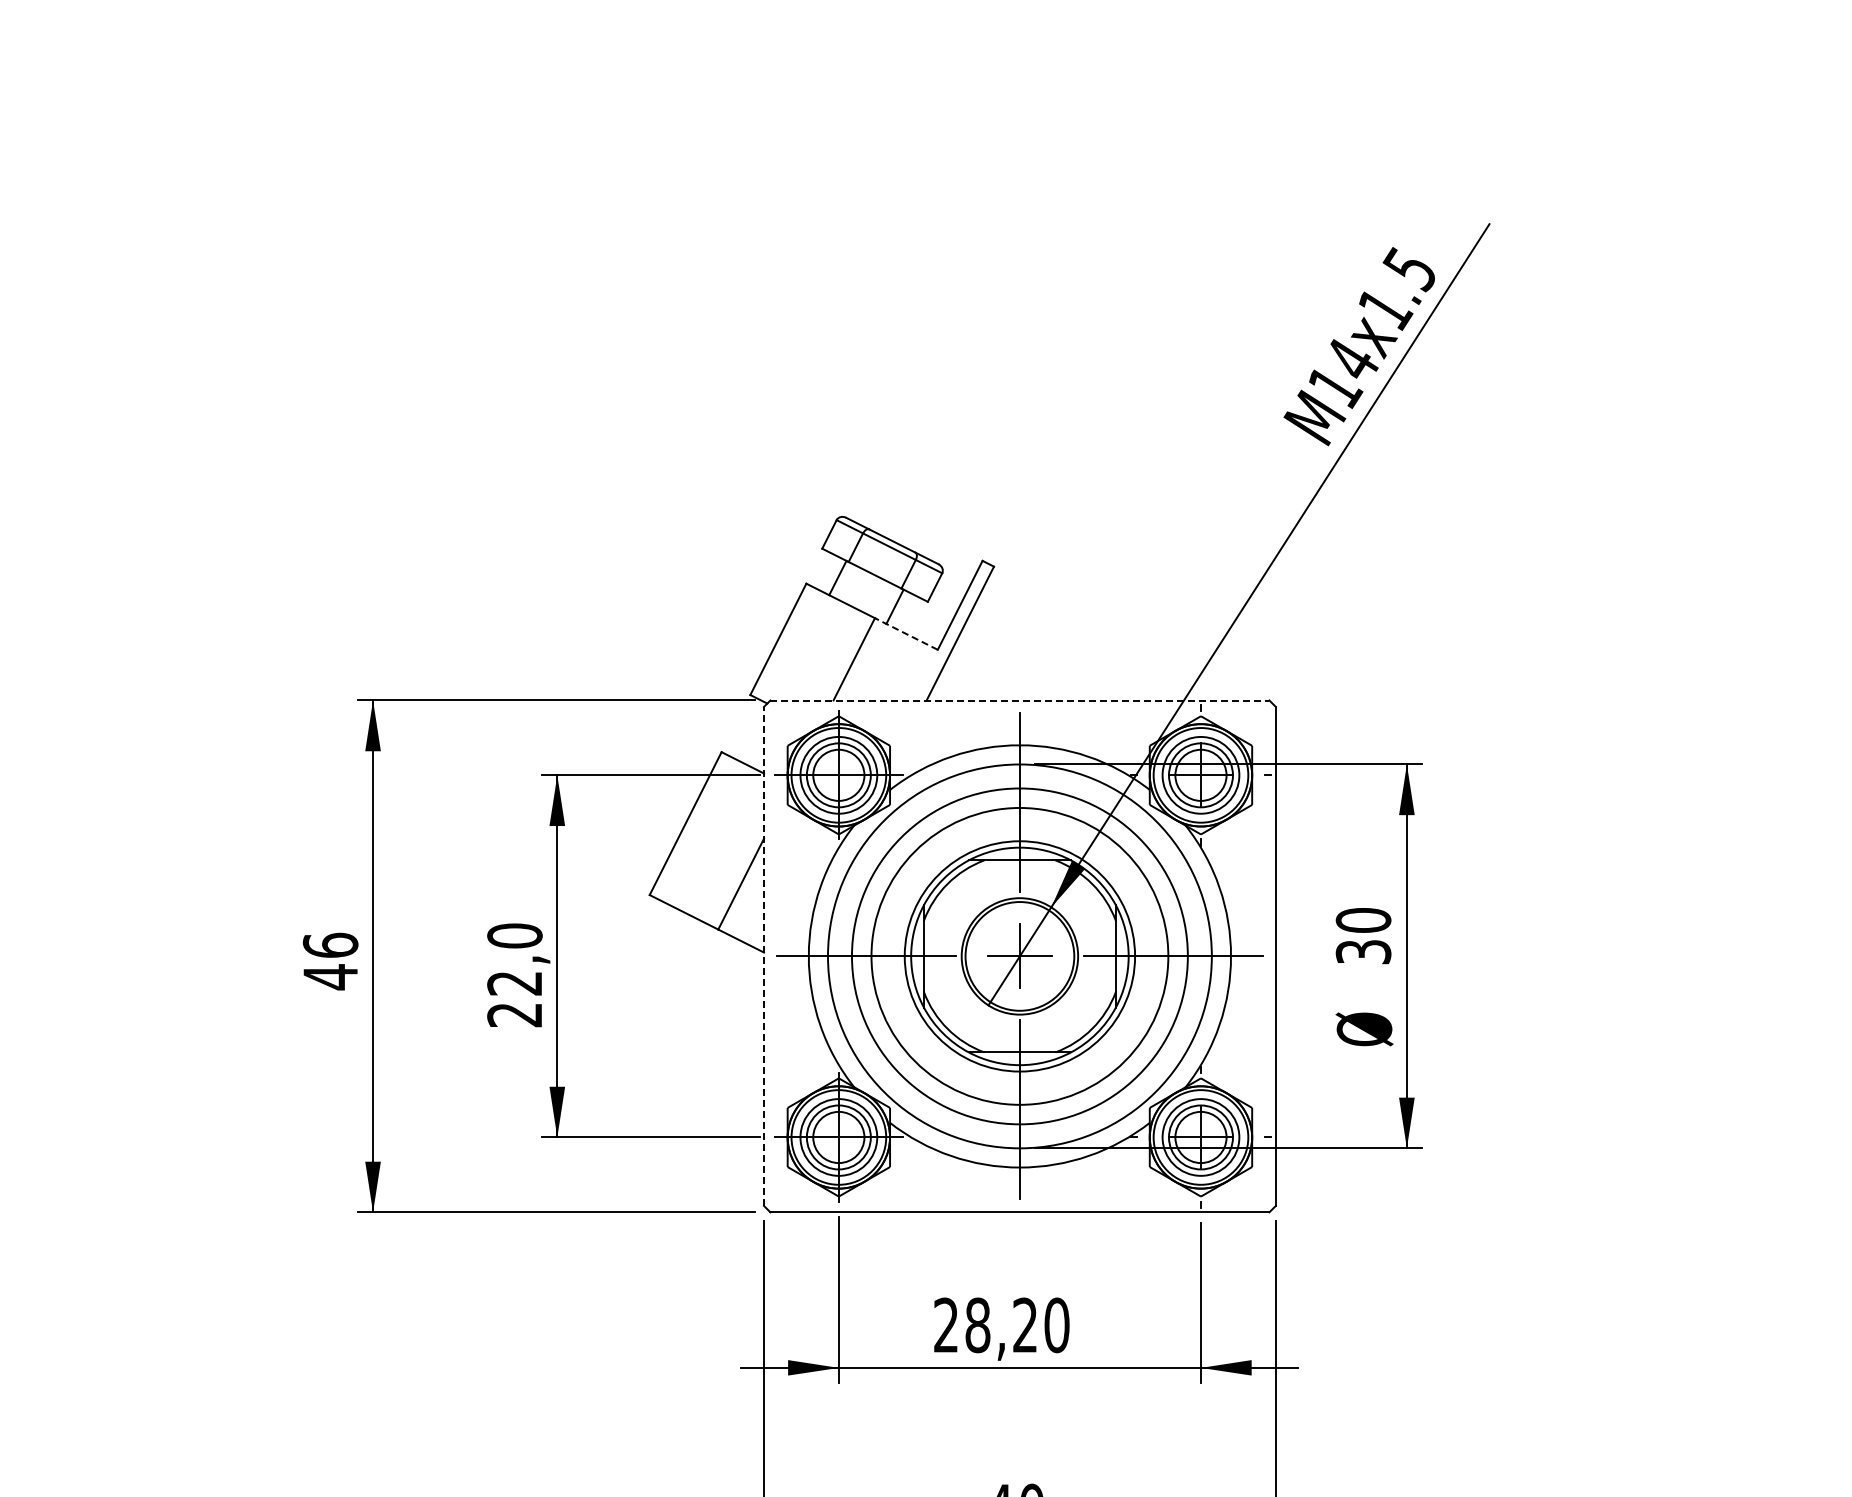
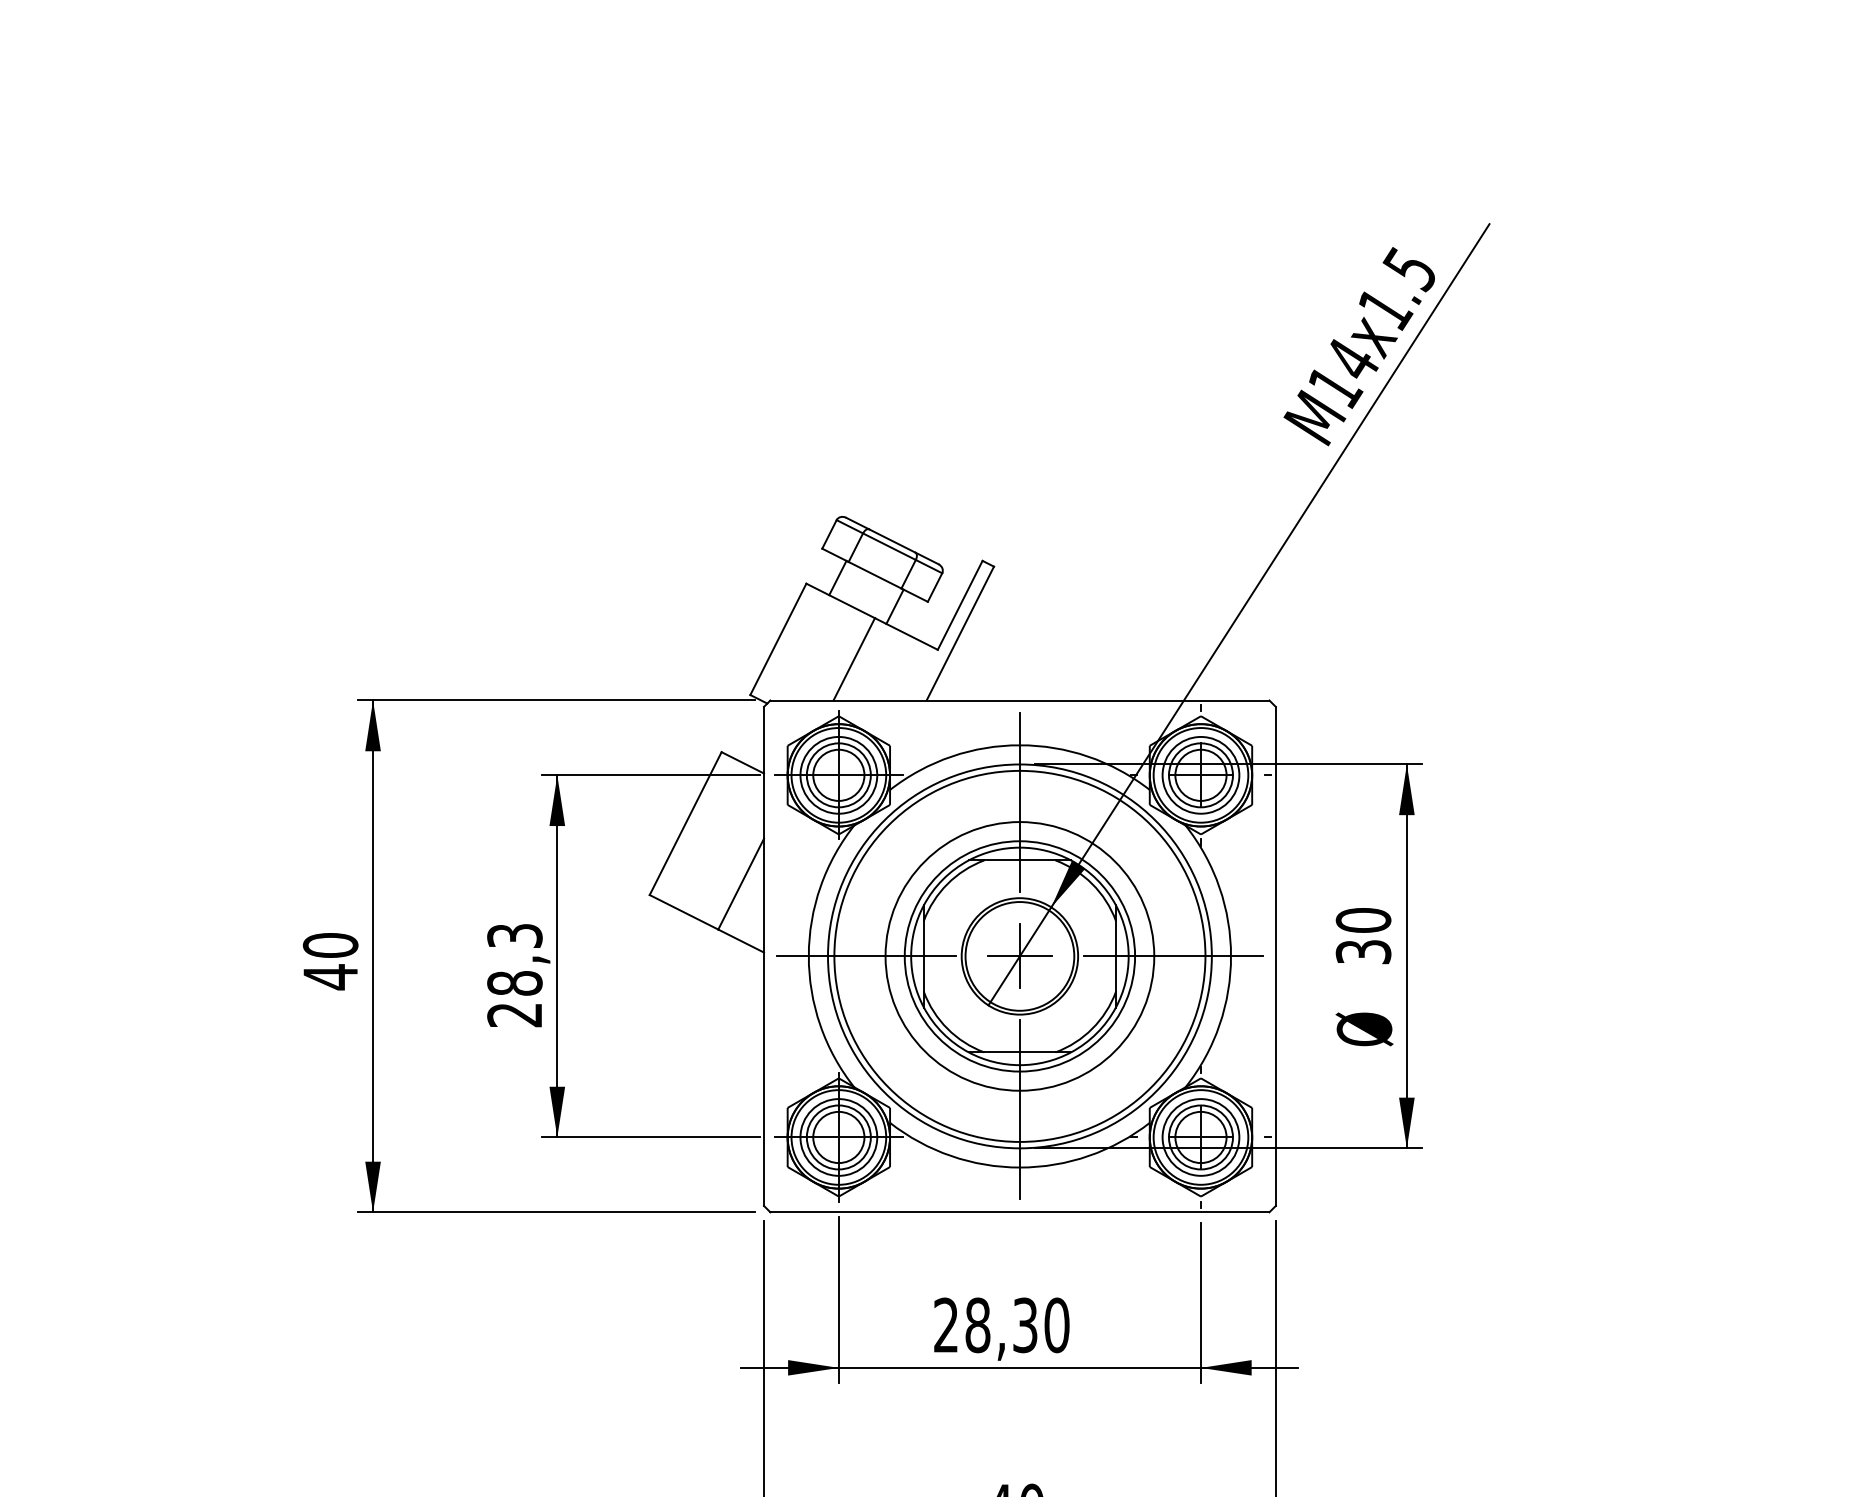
line: dashed -> solid (905, 633)
line: dashed -> solid (1019, 700)
text: 46 -> 40 (330, 944)
circle diameter: 297 px -> 371 px (1019, 955)
line: dashed -> solid (764, 956)
circle diameter: 336 px -> 269 px (1019, 956)
text: 22,0 -> 28,3 (514, 959)
text: 28,20 -> 28,30 (1025, 1325)
